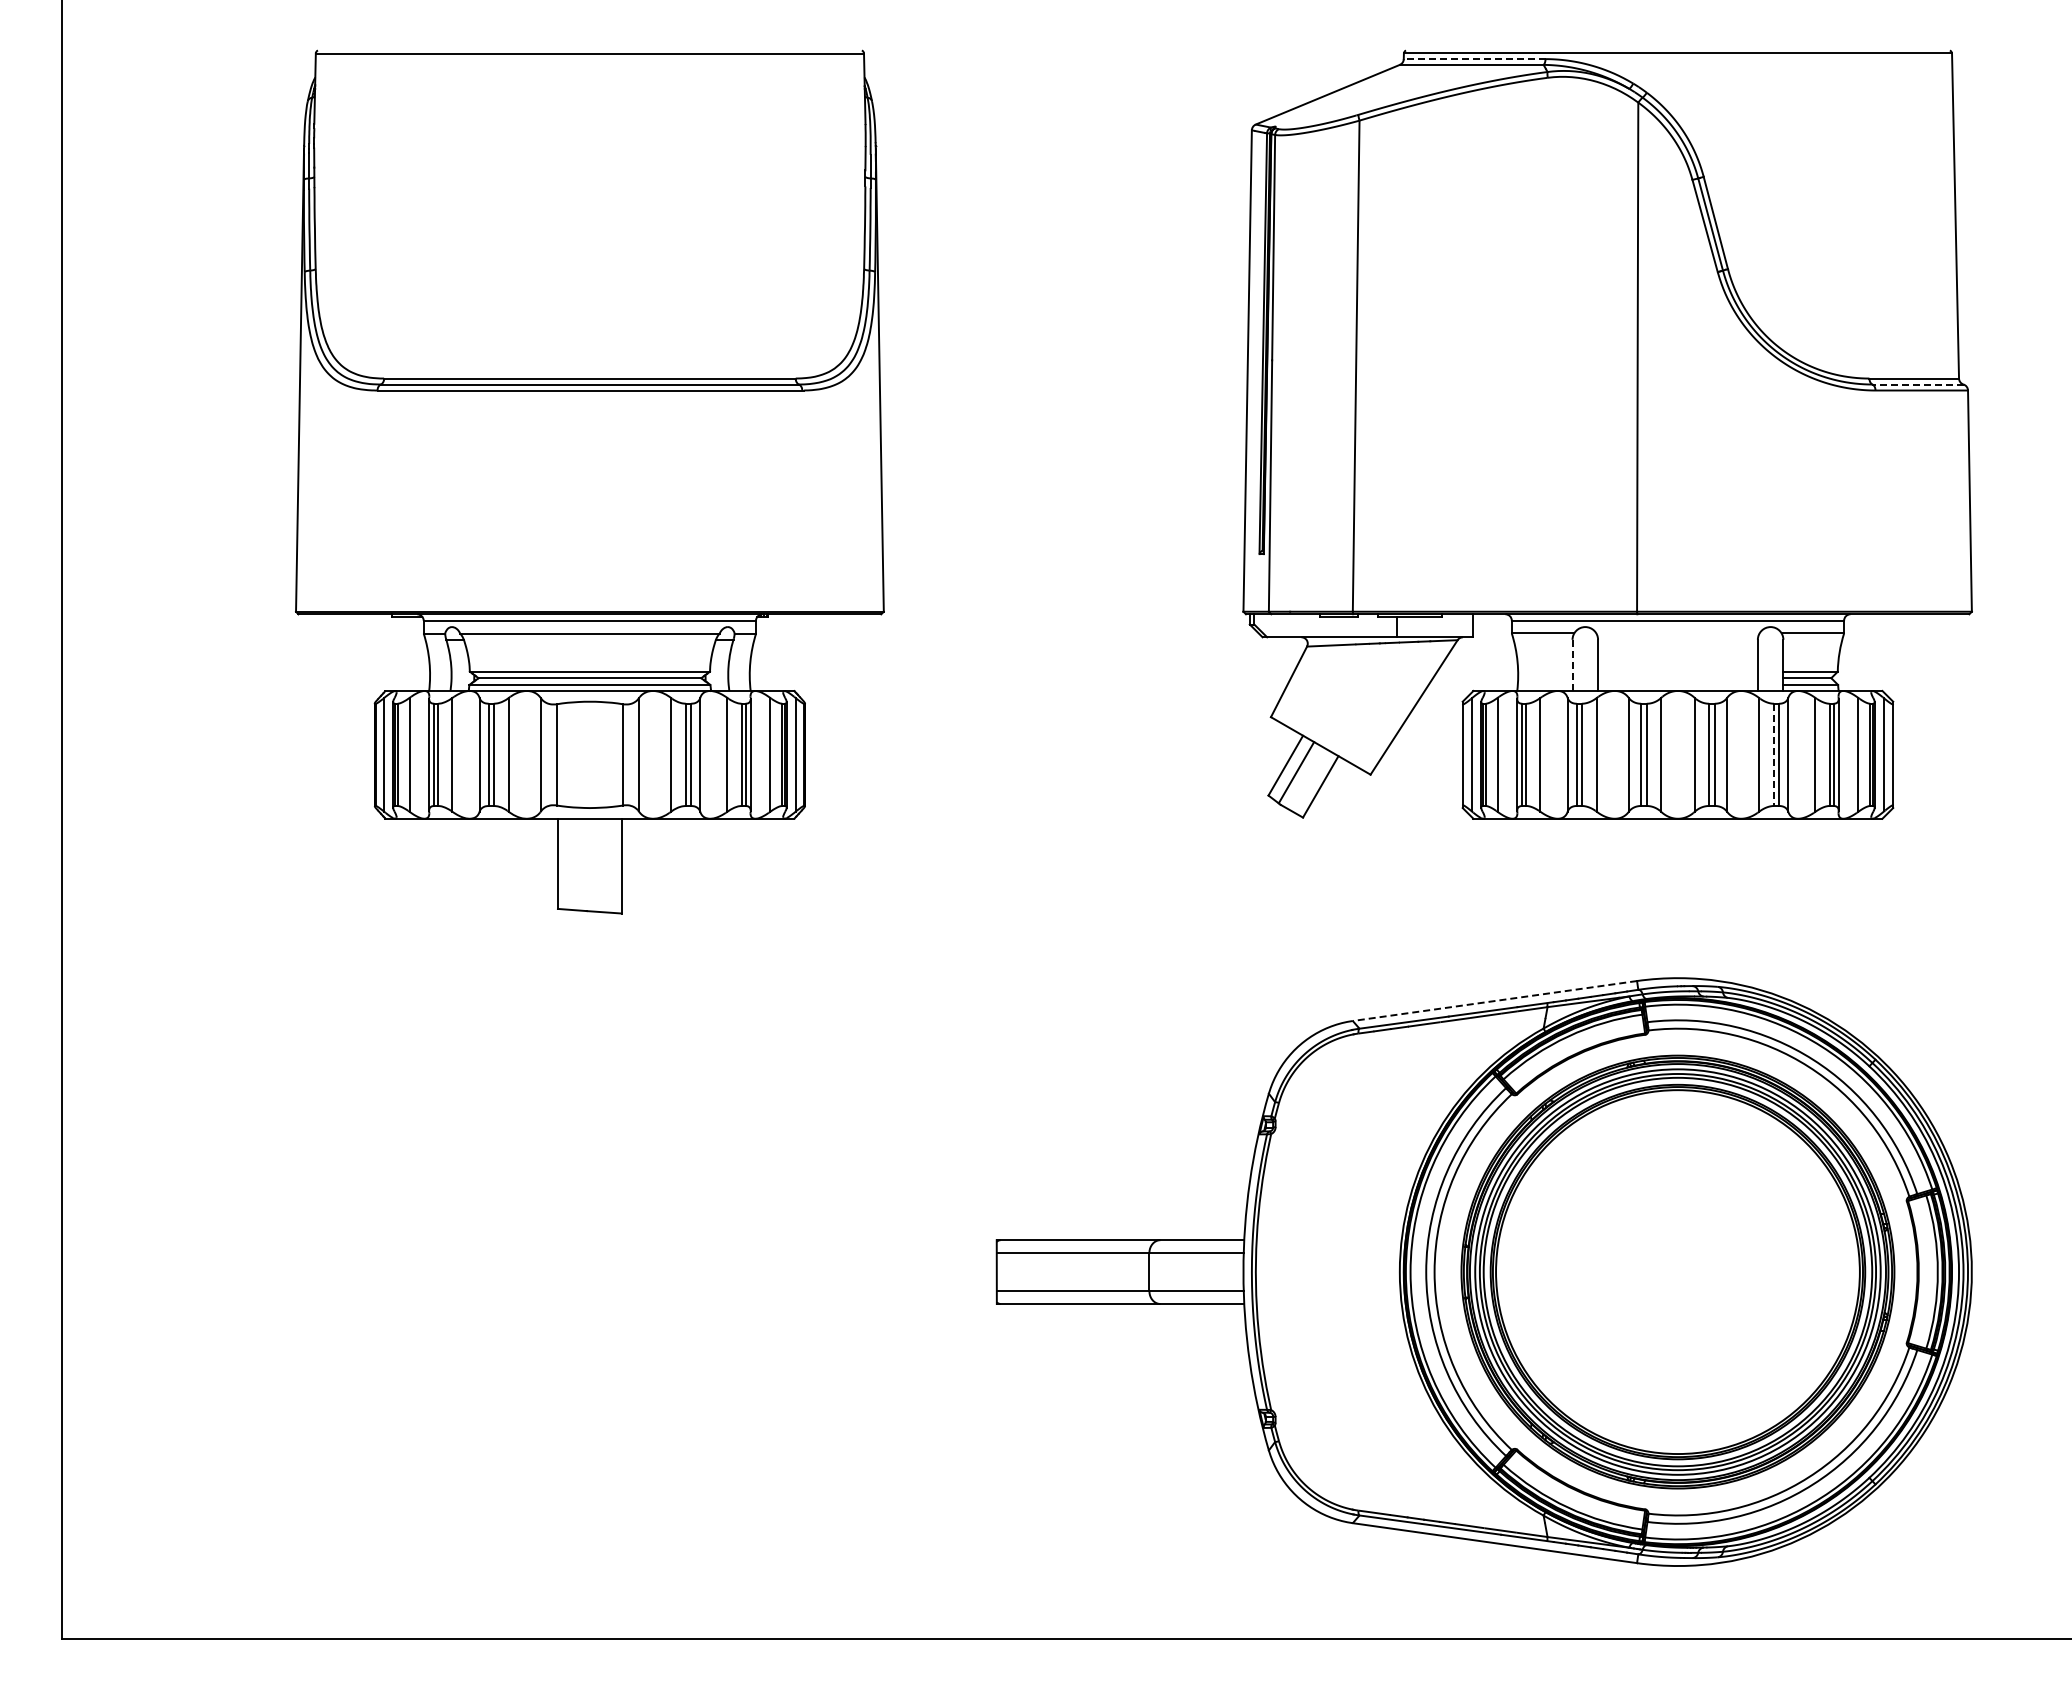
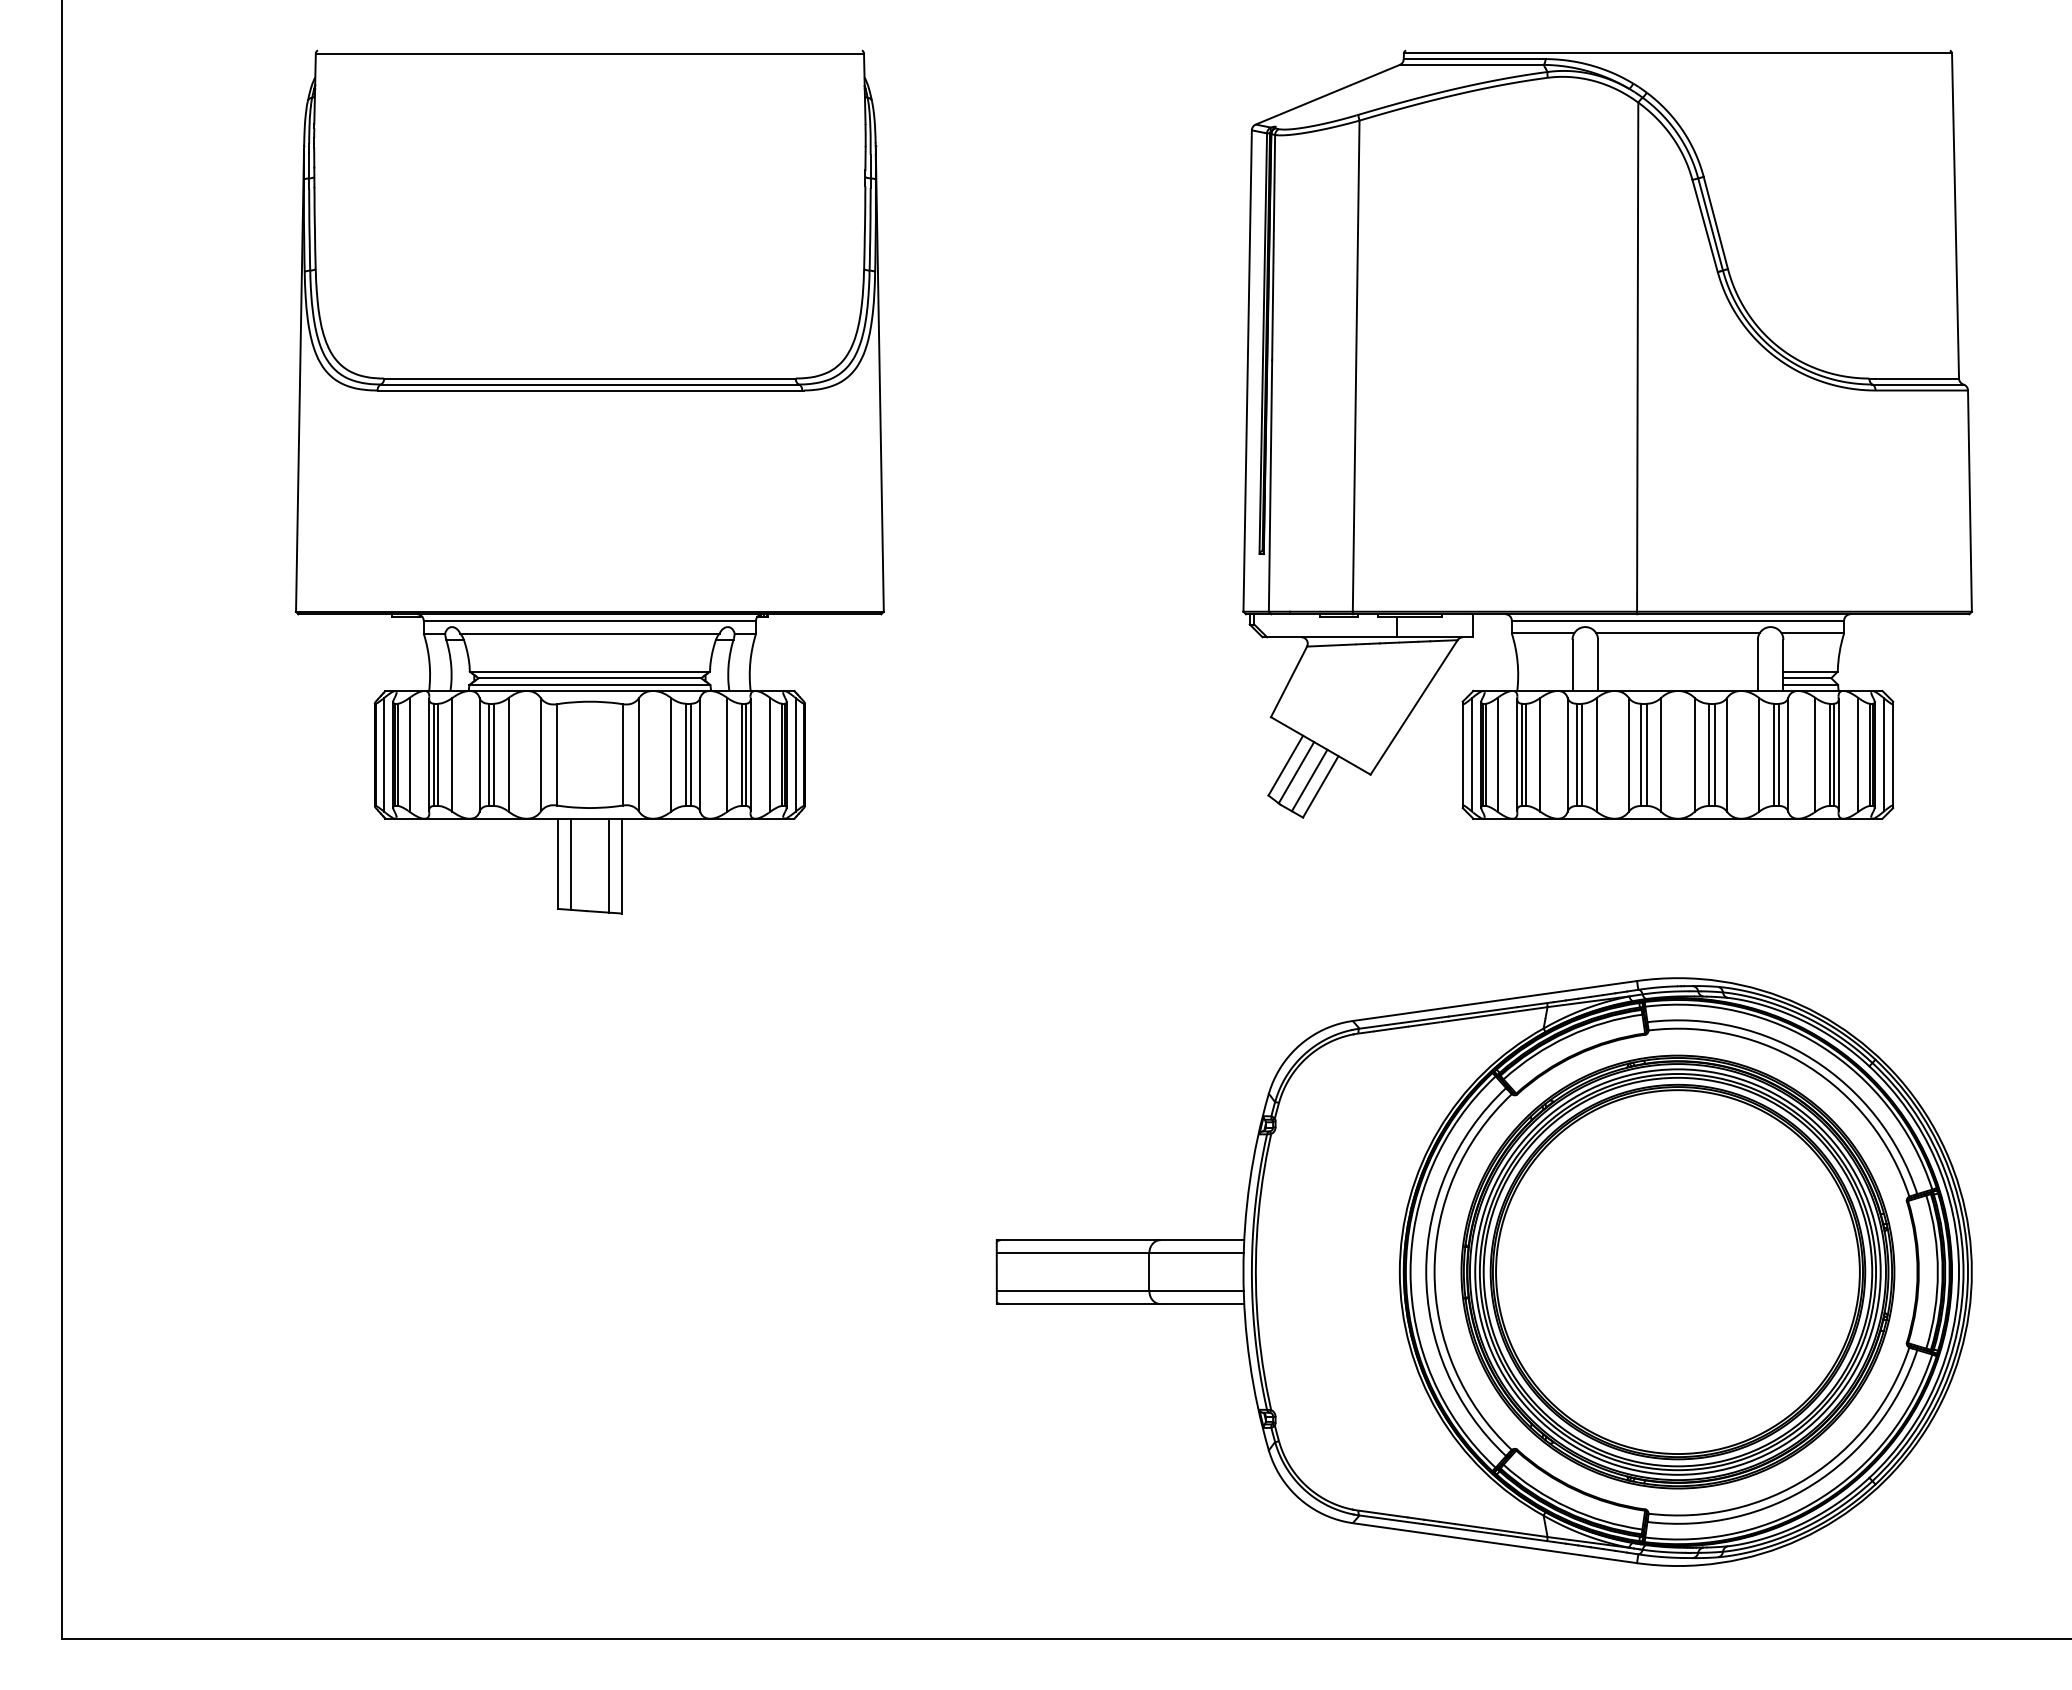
line: dashed -> solid (1474, 59)
line: dashed -> solid (1917, 384)
line: none -> present (1677, 633)
line: dashed -> solid (1572, 665)
line: dashed -> solid (1774, 755)
line: none -> present (1309, 780)
line: none -> present (570, 863)
line: none -> present (609, 865)
line: dashed -> solid (1494, 1001)
